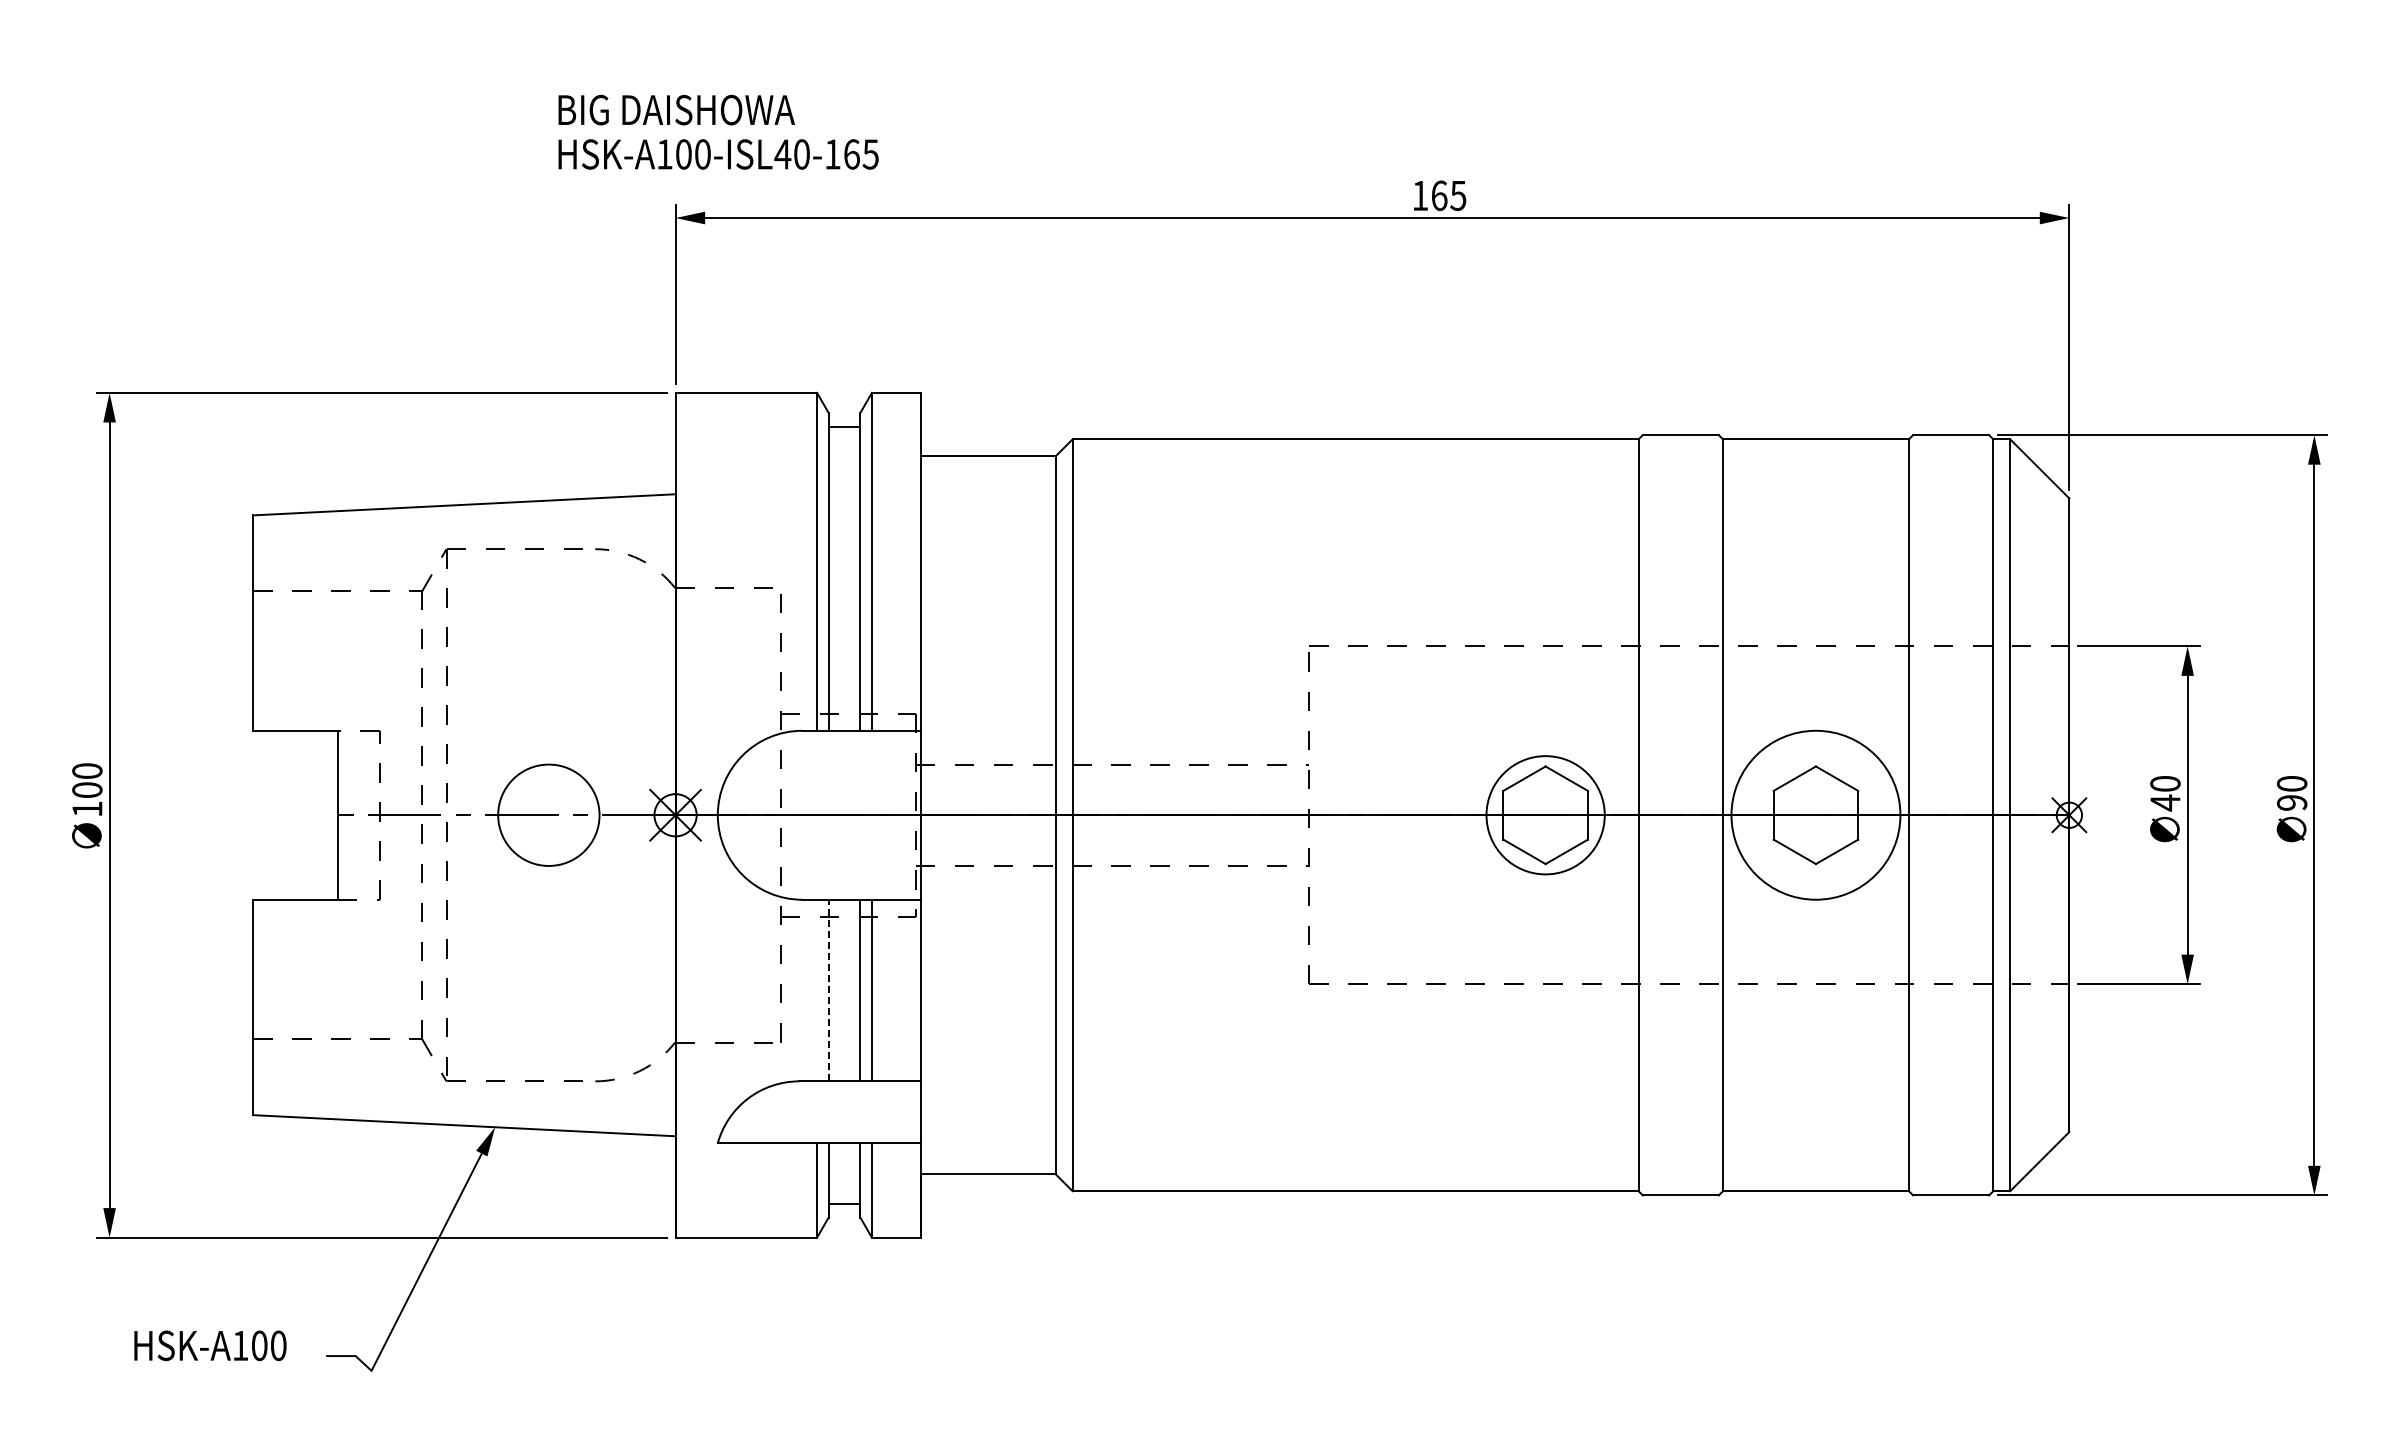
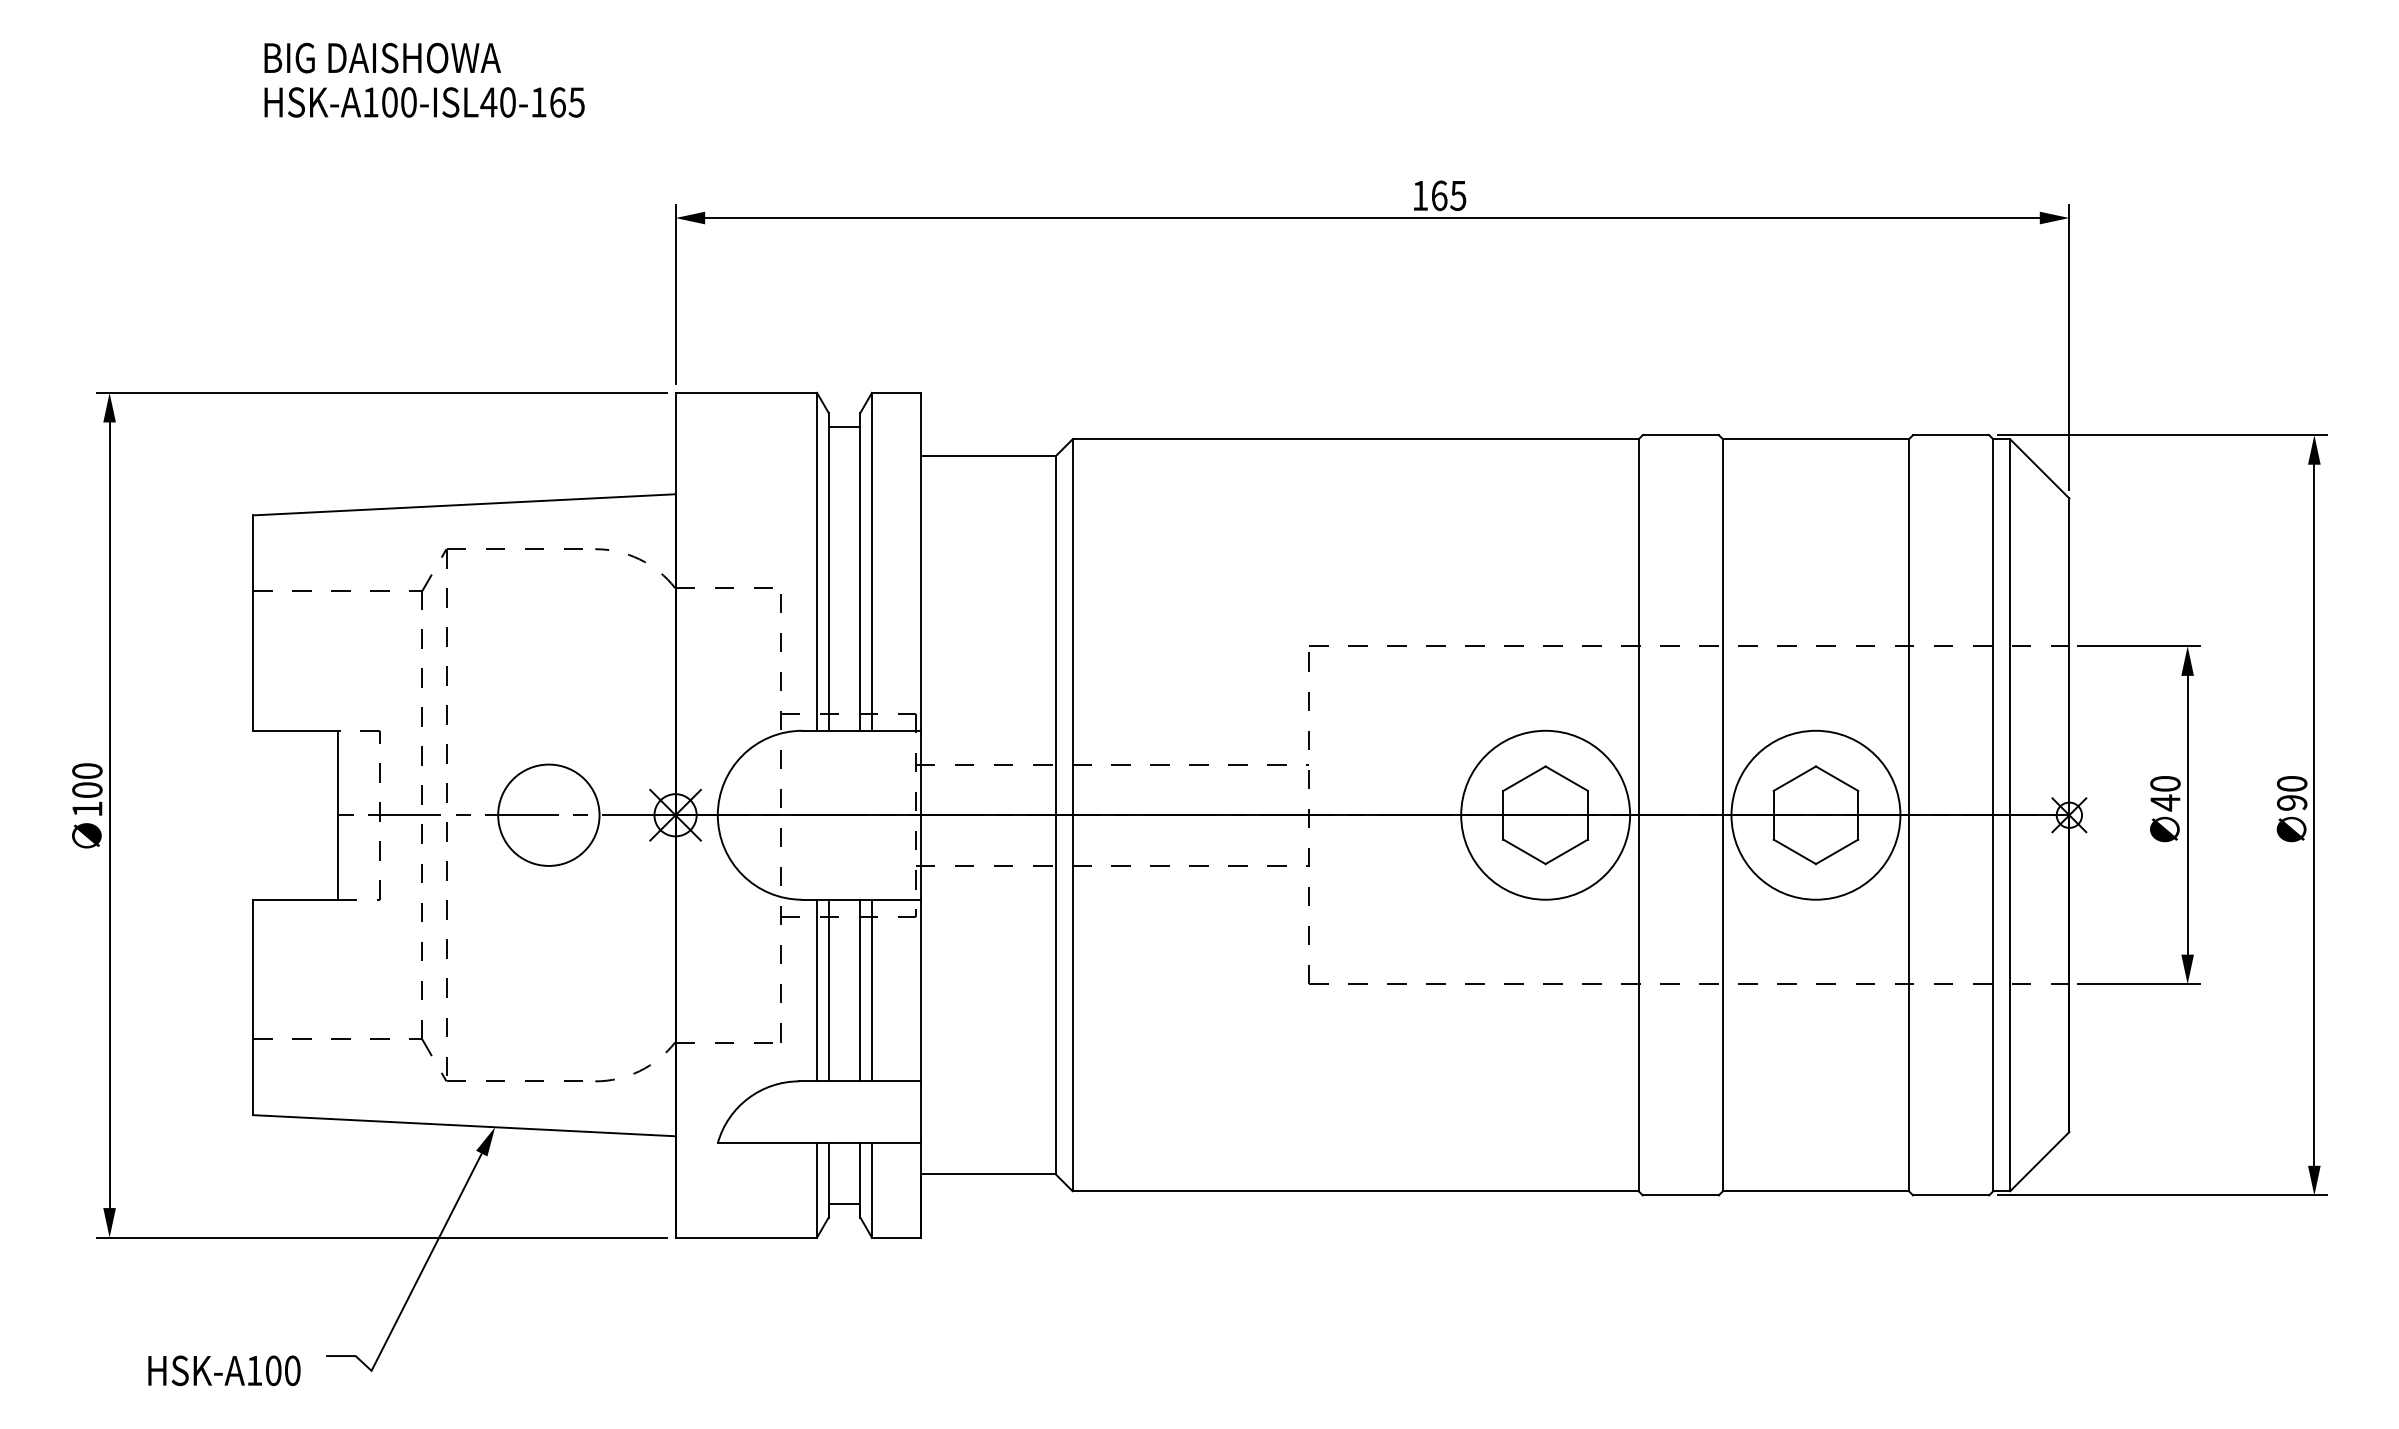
text position: (718, 131) -> (424, 79) (424, 79)
circle diameter: 118 px -> 169 px (1545, 814)
line: none -> present (817, 990)
line: dashed -> solid (828, 990)
text position: (210, 1345) -> (224, 1370) (224, 1370)
